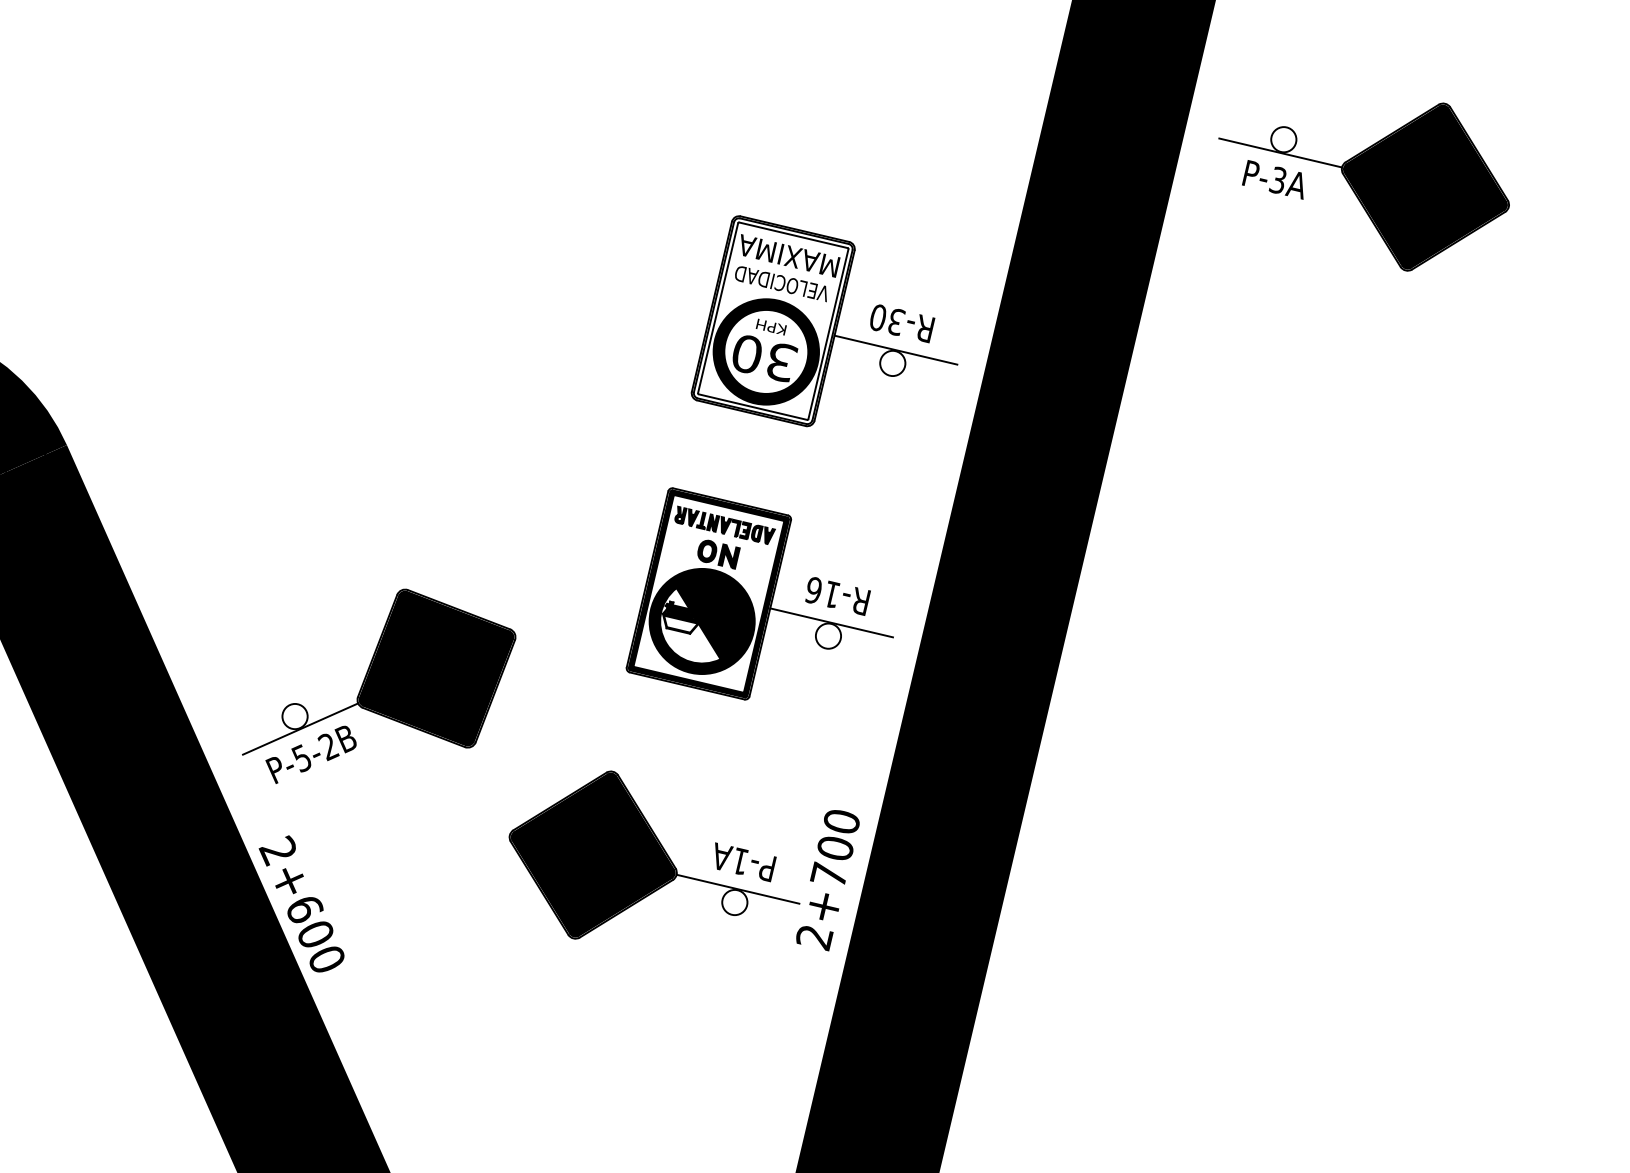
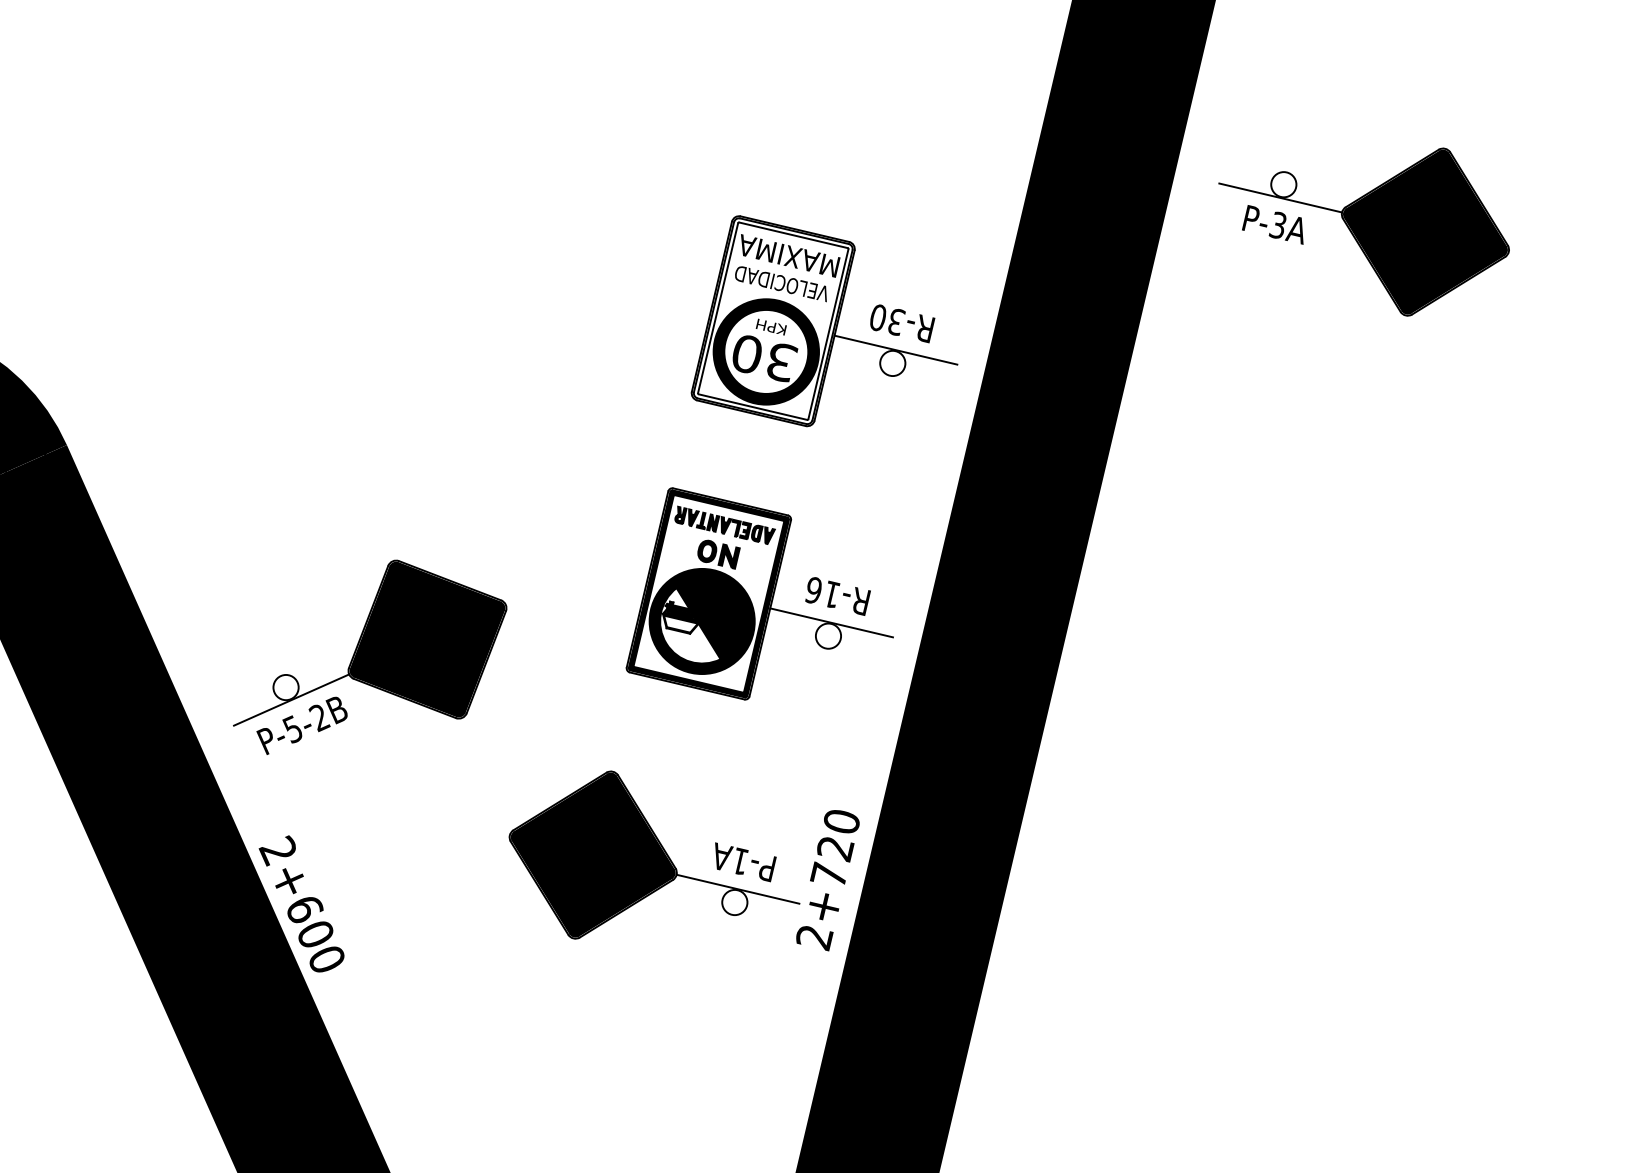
part position: (1363, 186) -> (1363, 231) (1363, 231)
part position: (379, 685) -> (370, 656) (370, 656)
text: 2+700 -> 2+720 (835, 849)
